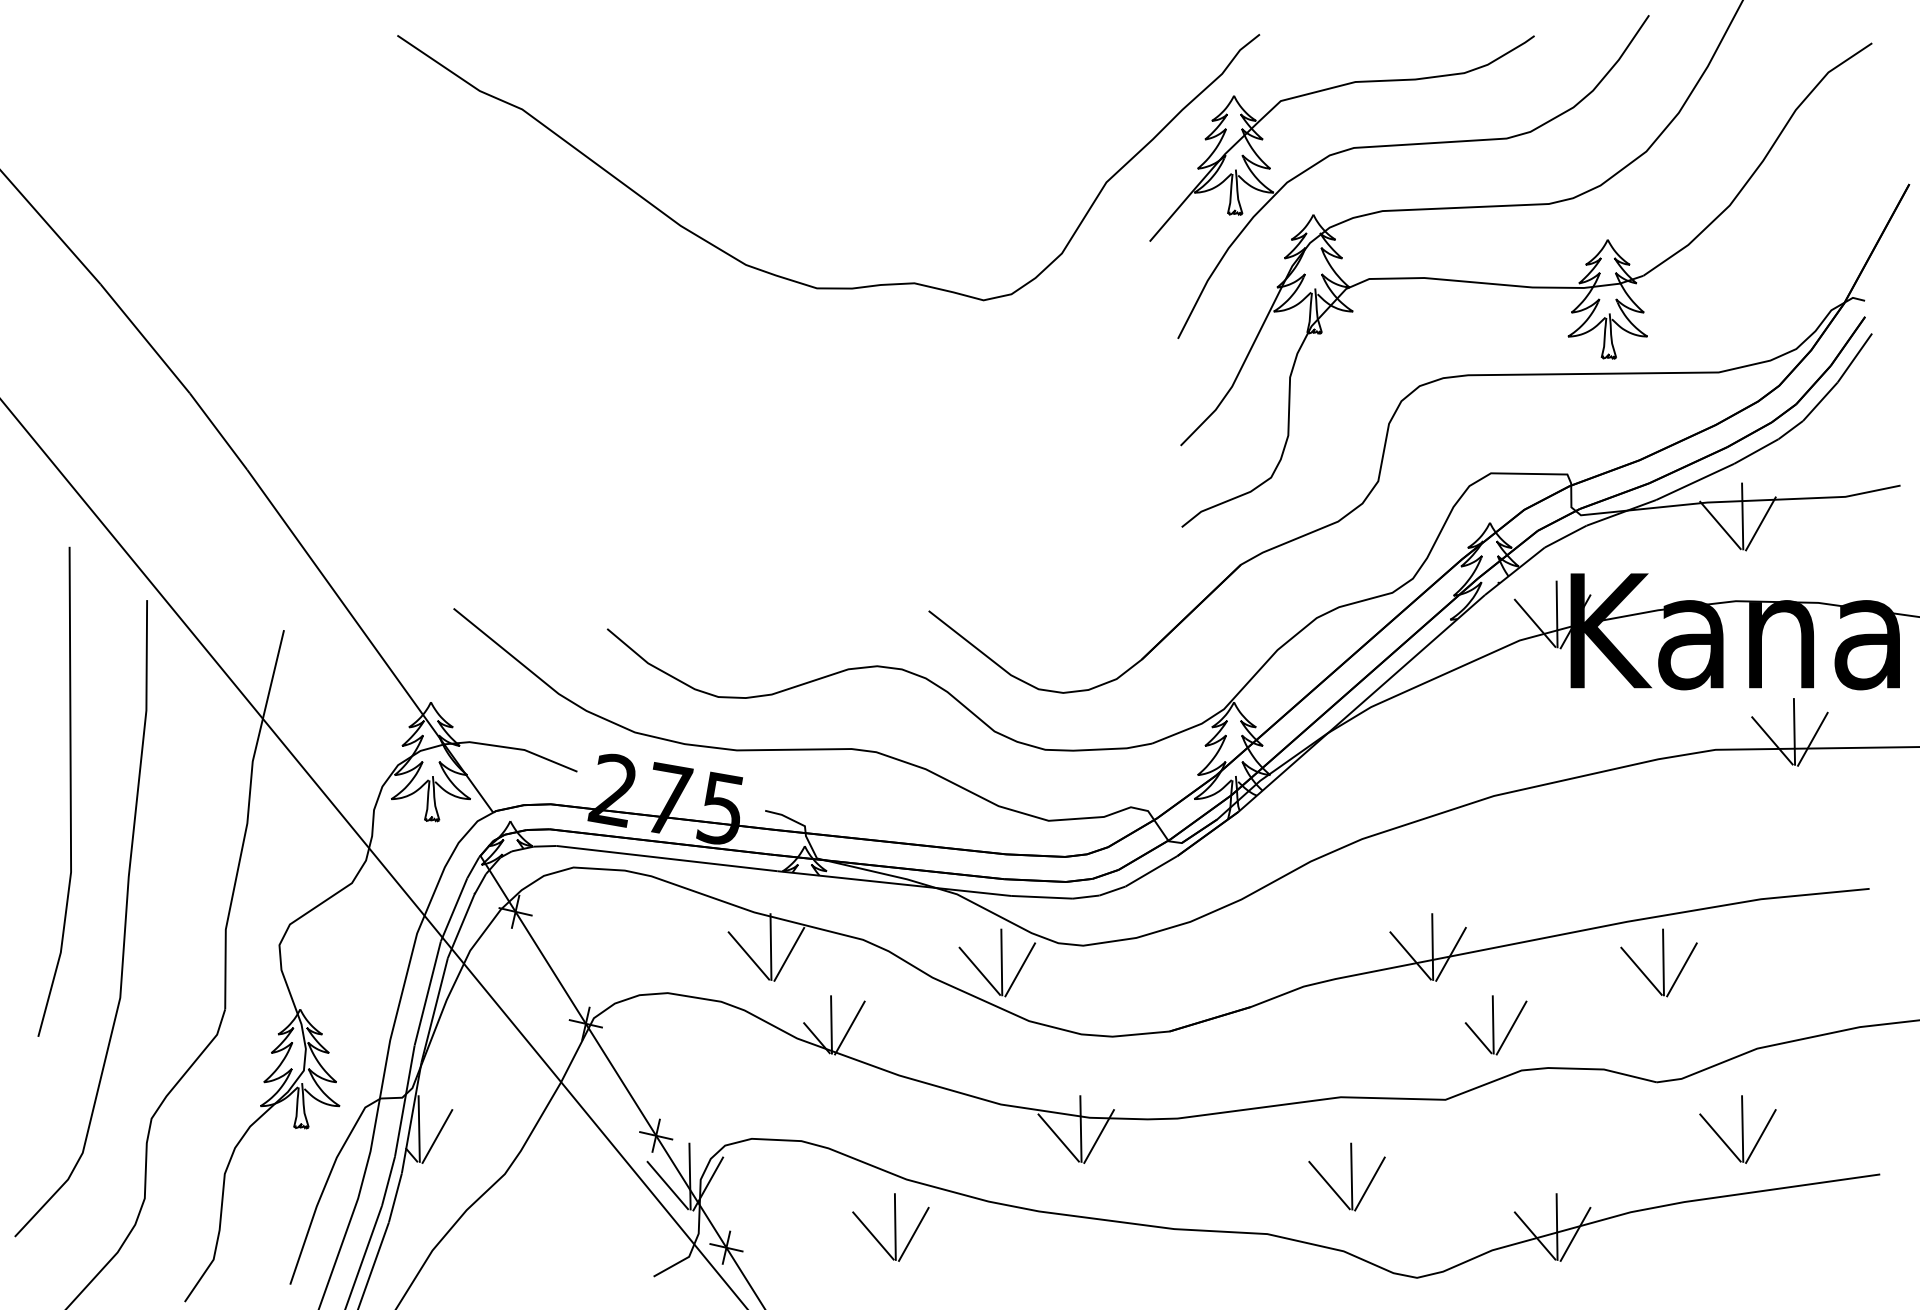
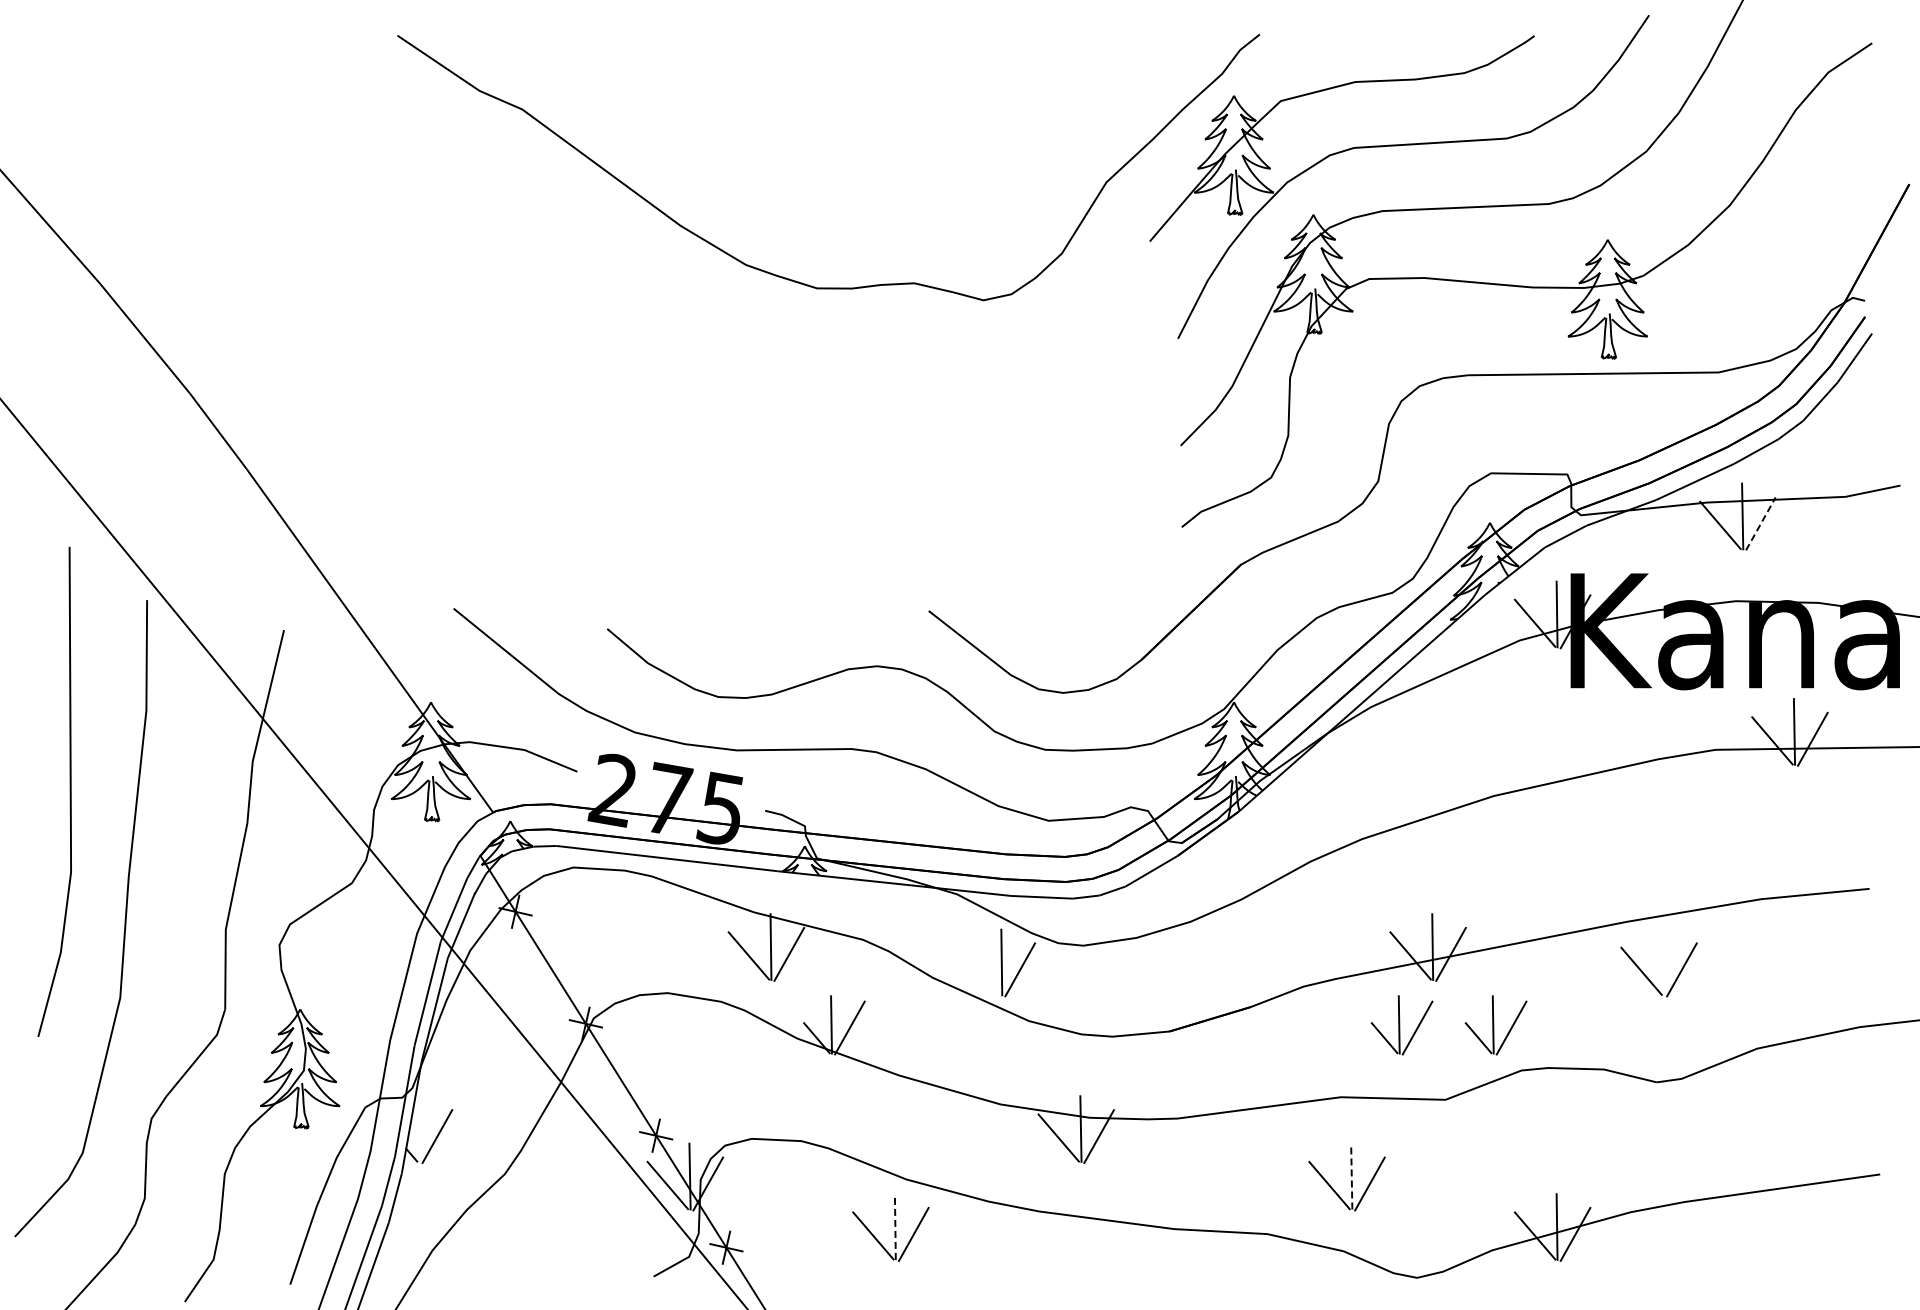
line: solid -> dashed (1761, 523)
line: present -> none (1663, 962)
line: present -> none (979, 970)
part: none -> present (1401, 1025)
line: present -> none (418, 1128)
part: present -> none (1737, 1129)
line: solid -> dashed (1351, 1176)
line: solid -> dashed (895, 1227)
